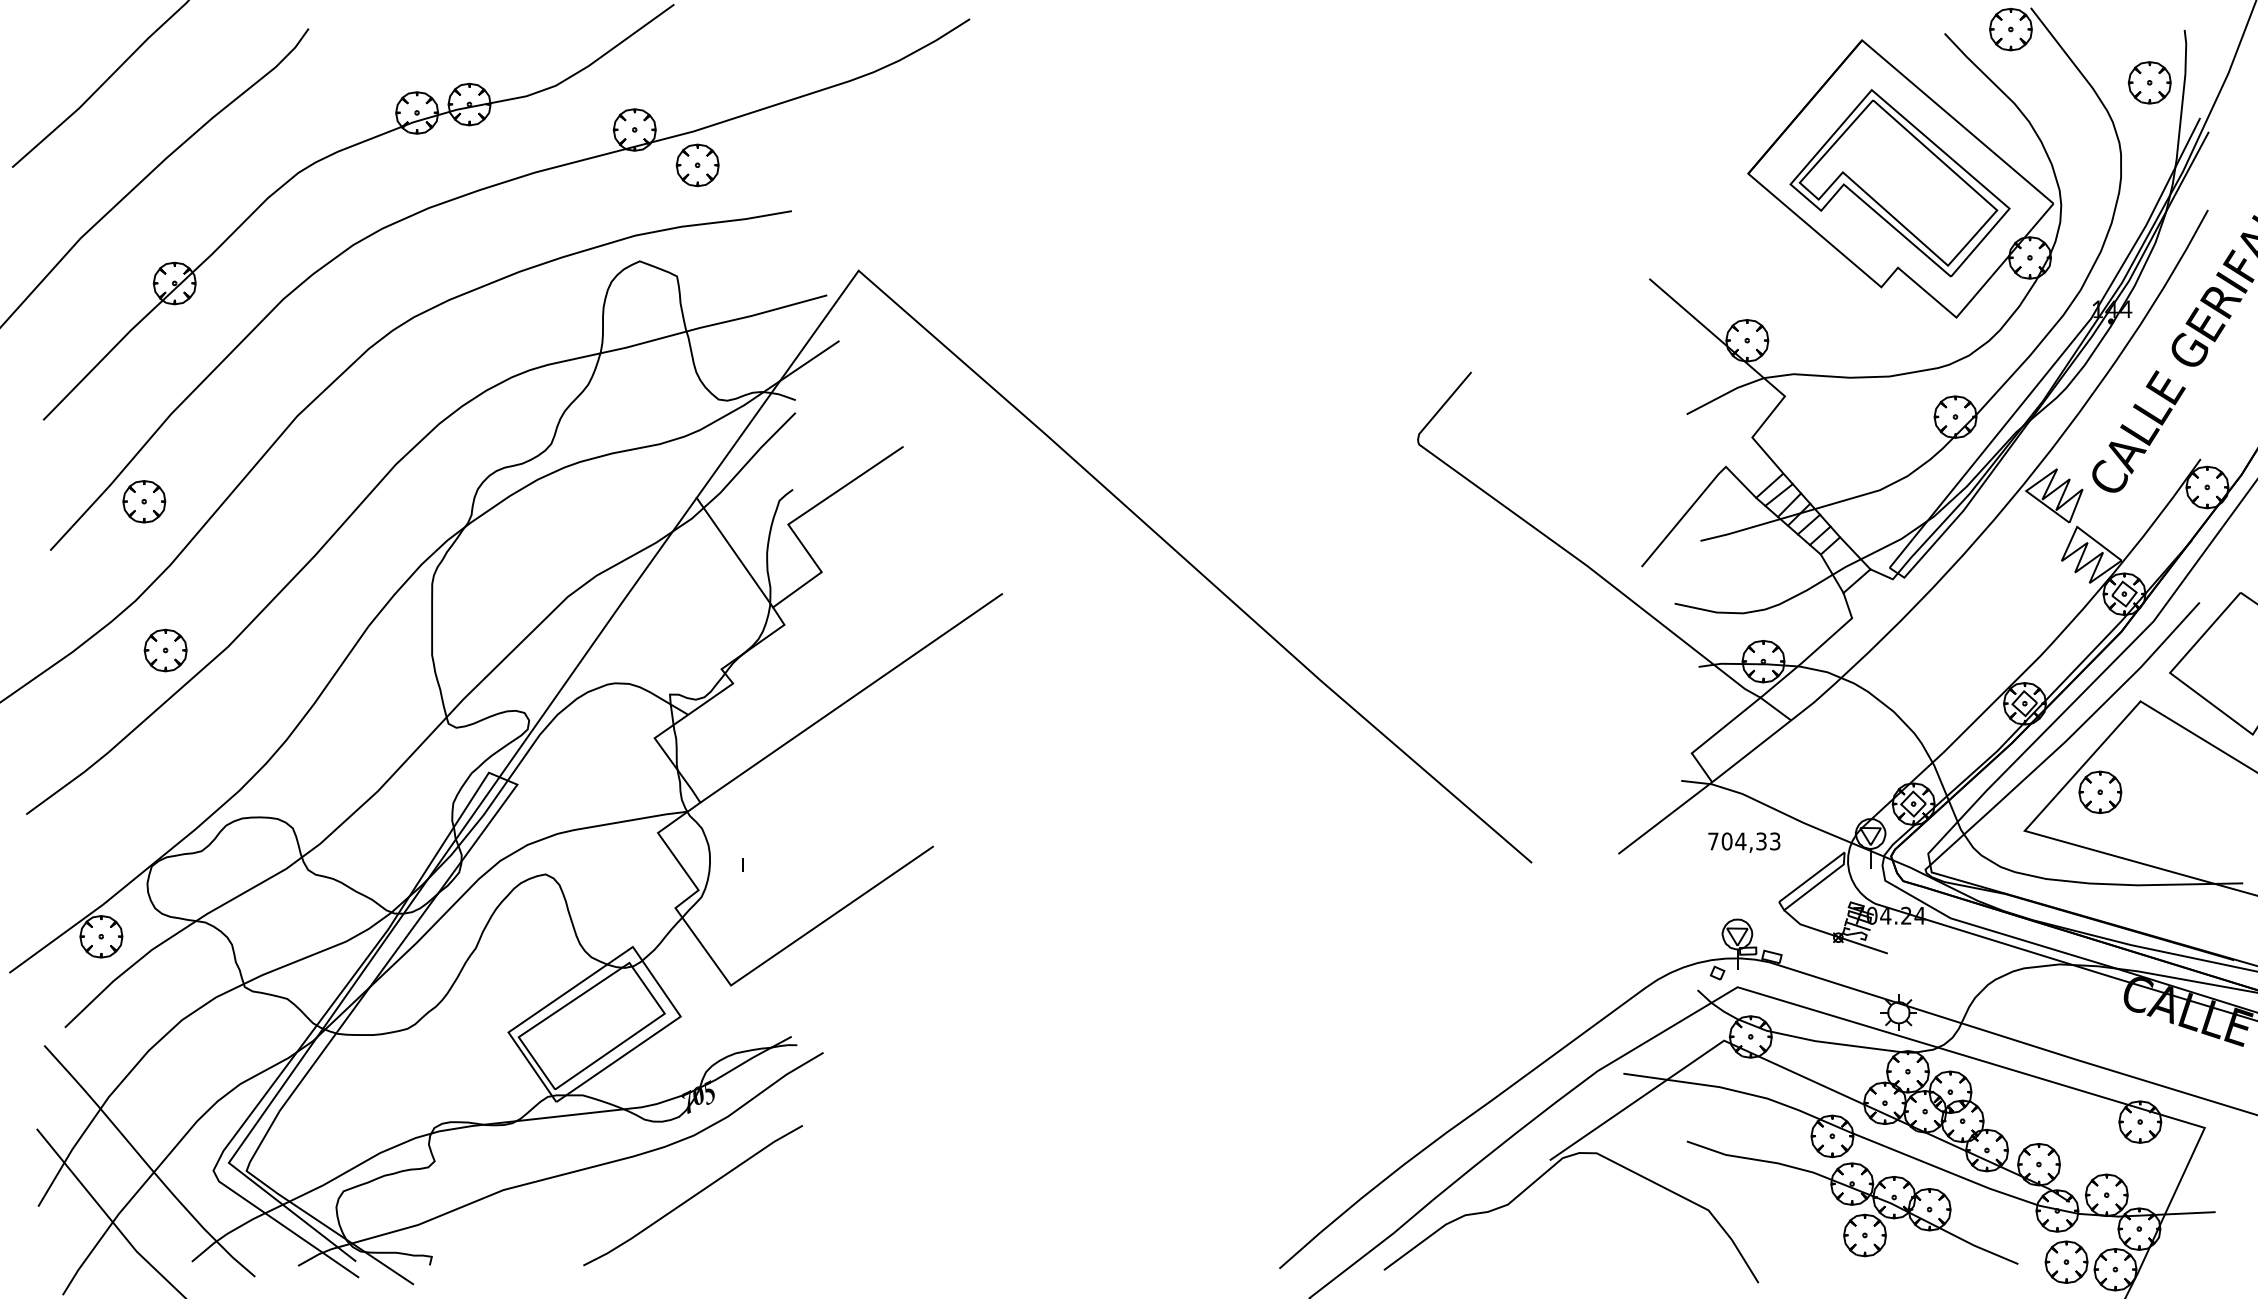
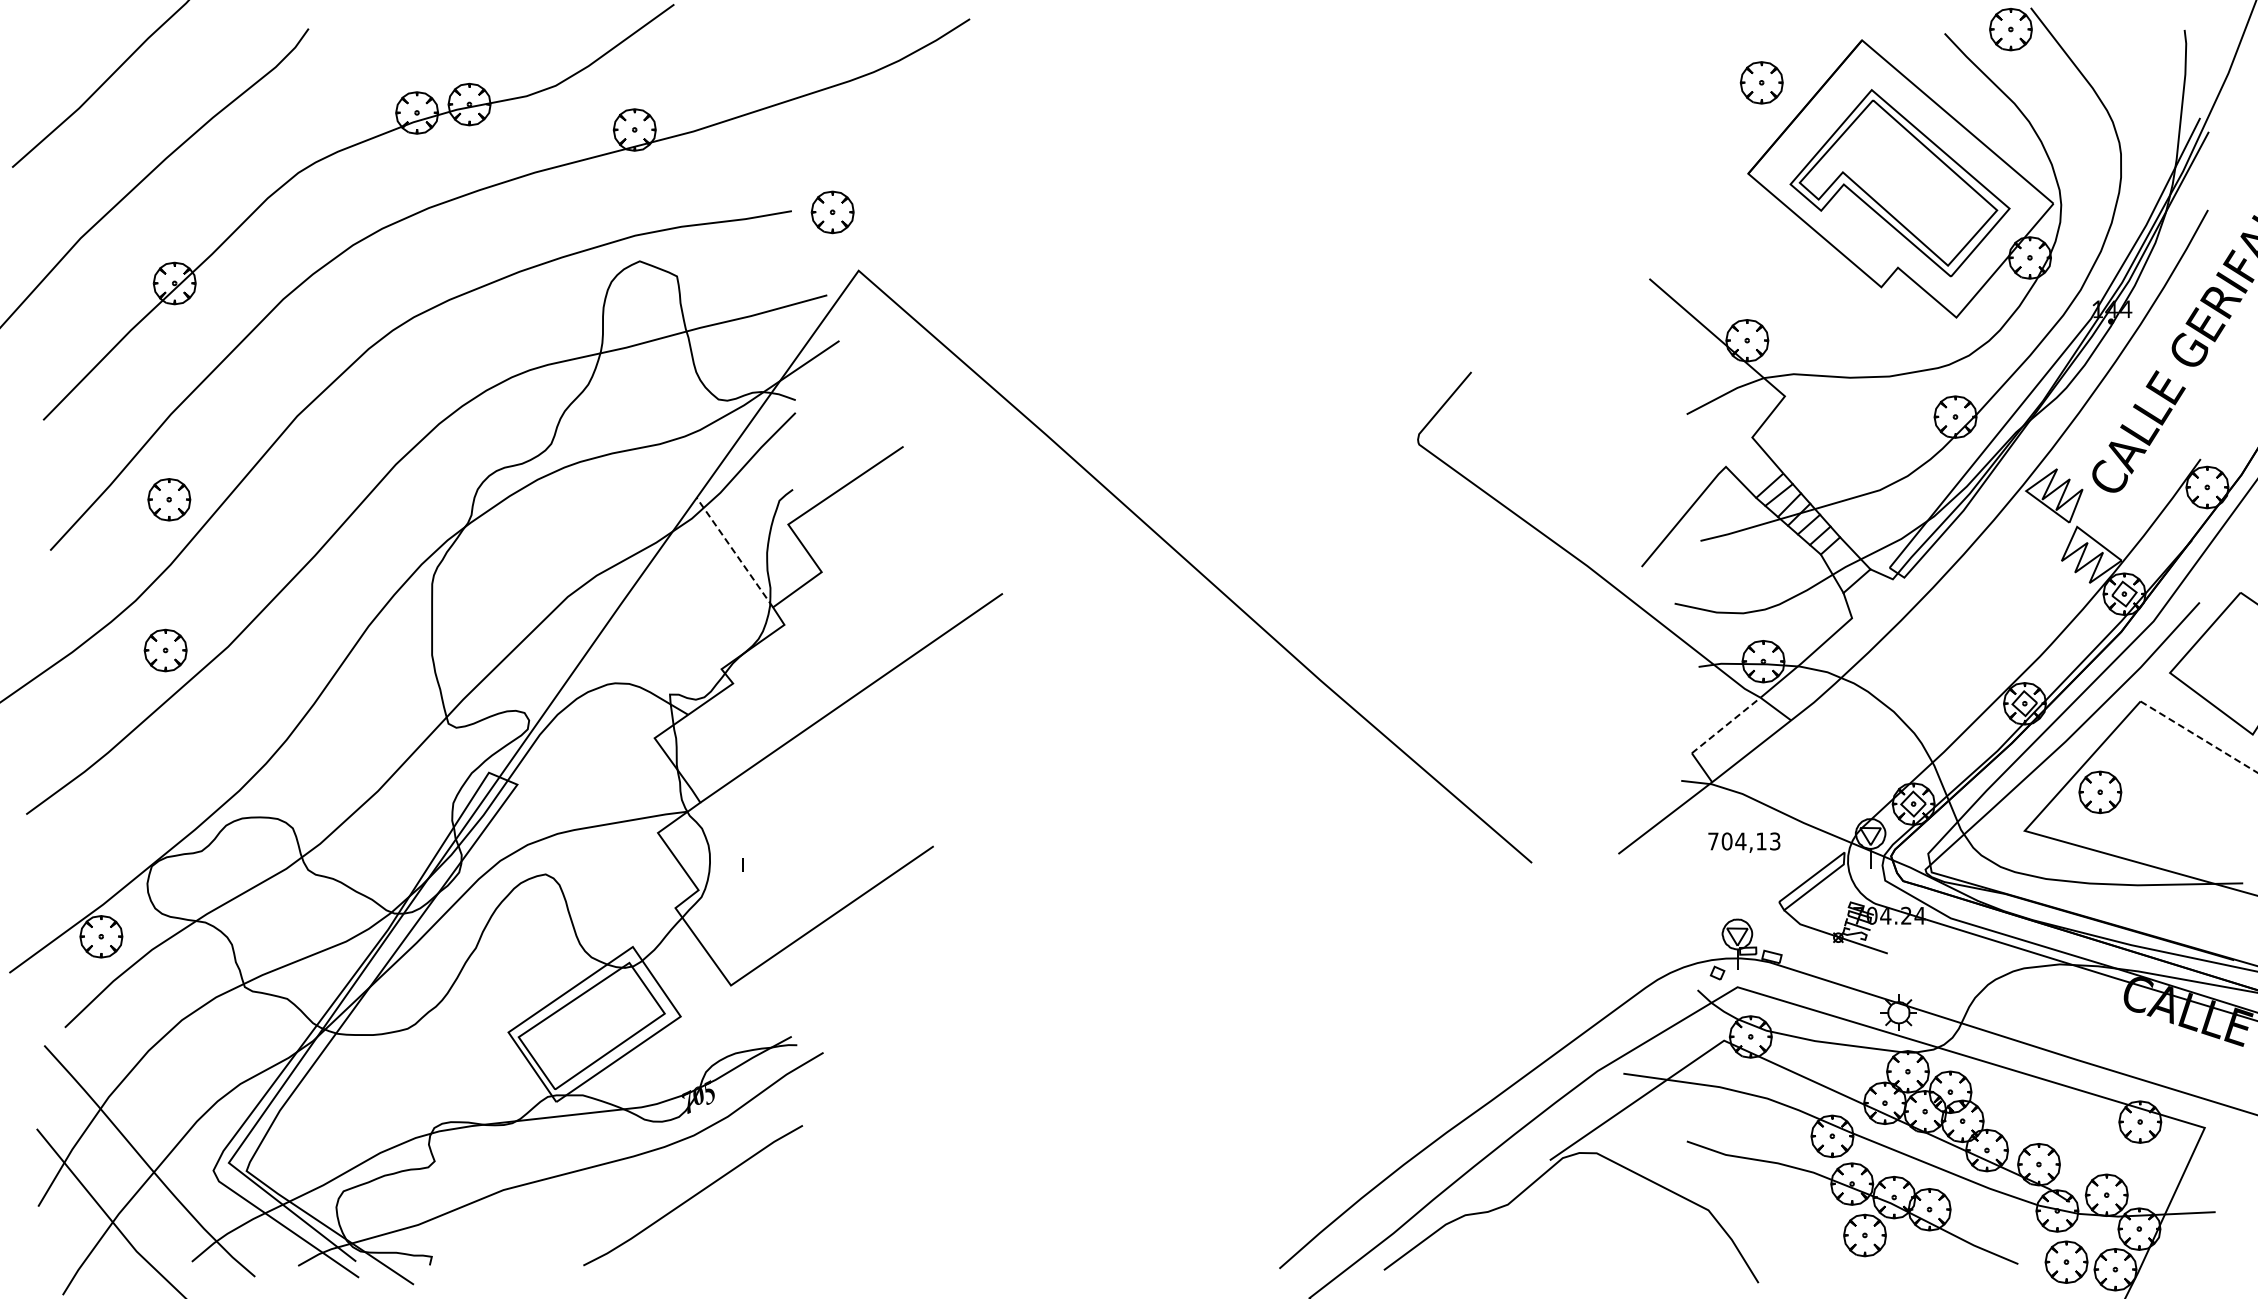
part position: (2149, 82) -> (1761, 82) (1761, 82)
part position: (697, 165) -> (832, 212) (832, 212)
part position: (144, 501) -> (169, 499) (169, 499)
line: solid -> dashed (734, 552)
line: solid -> dashed (1726, 725)
line: solid -> dashed (2199, 737)
text: 704,33 -> 704,13 (1761, 841)
